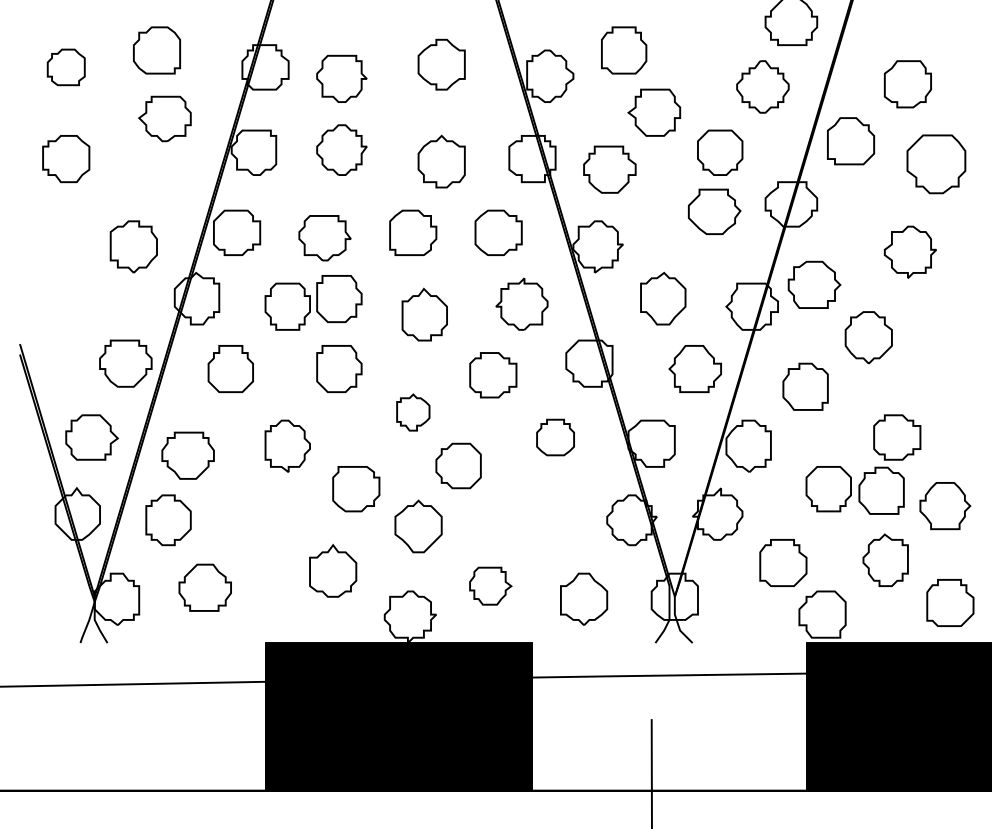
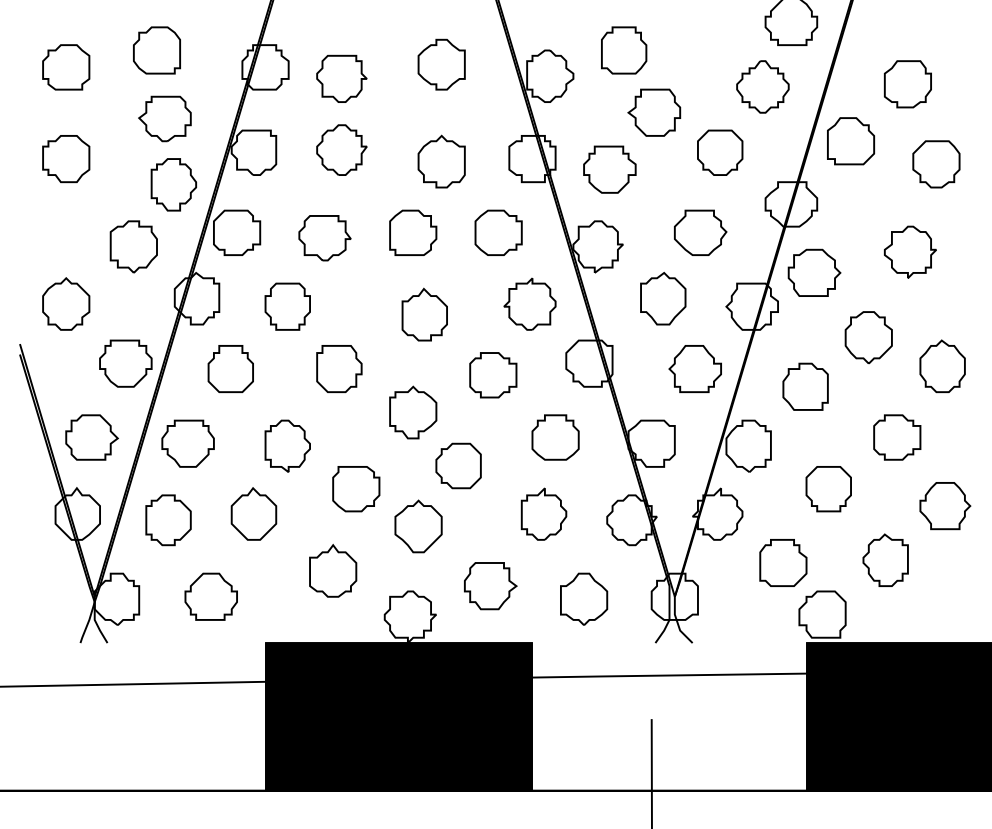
part size: 40x39 px -> 49x47 px (66, 67)
part size: 61x61 px -> 49x49 px (936, 164)
part: none -> present (173, 184)
part position: (714, 211) -> (700, 232) (700, 232)
part position: (814, 284) -> (814, 272) (814, 272)
part: present -> none (339, 298)
part: none -> present (66, 303)
part position: (521, 303) -> (529, 303) (529, 303)
part: none -> present (942, 365)
part size: 35x39 px -> 49x55 px (413, 412)
part size: 39x39 px -> 49x47 px (555, 437)
part position: (187, 455) -> (187, 443) (187, 443)
part: present -> none (881, 490)
part: none -> present (253, 513)
part: none -> present (543, 513)
part size: 44x40 px -> 54x49 px (490, 586)
part position: (204, 587) -> (210, 596) (210, 596)
part: present -> none (950, 602)
